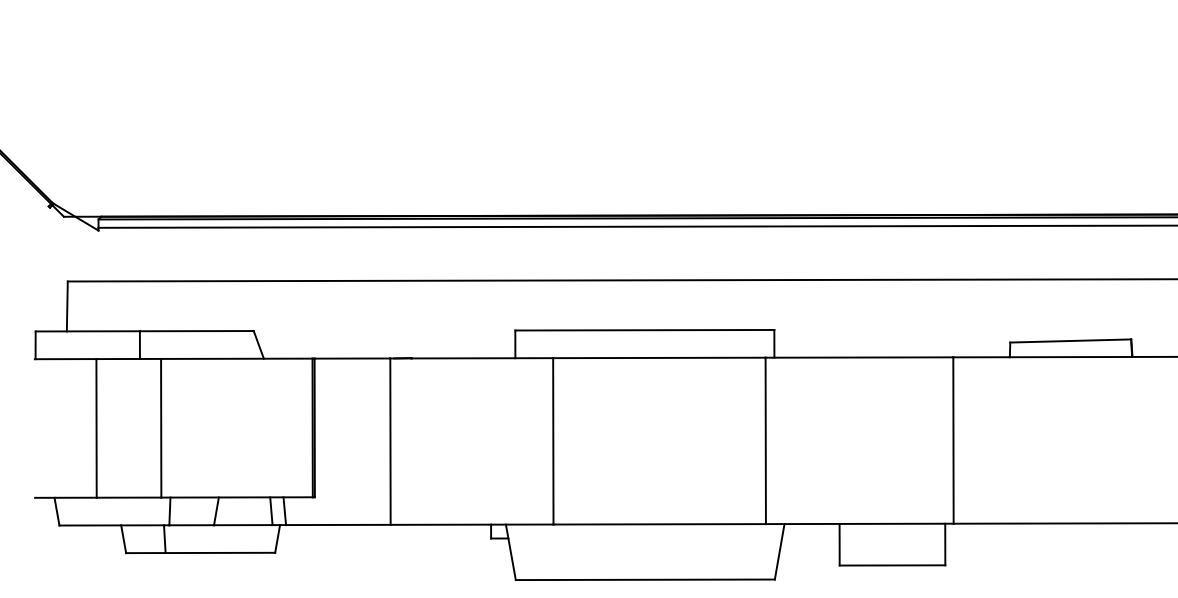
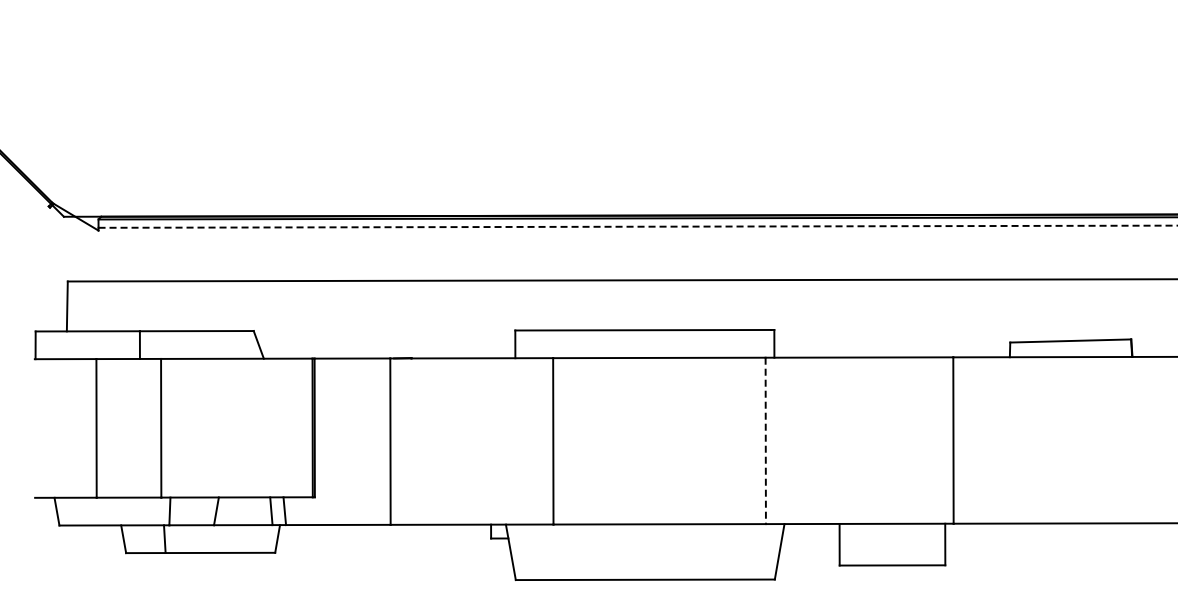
line: solid -> dashed (638, 226)
line: solid -> dashed (765, 441)
